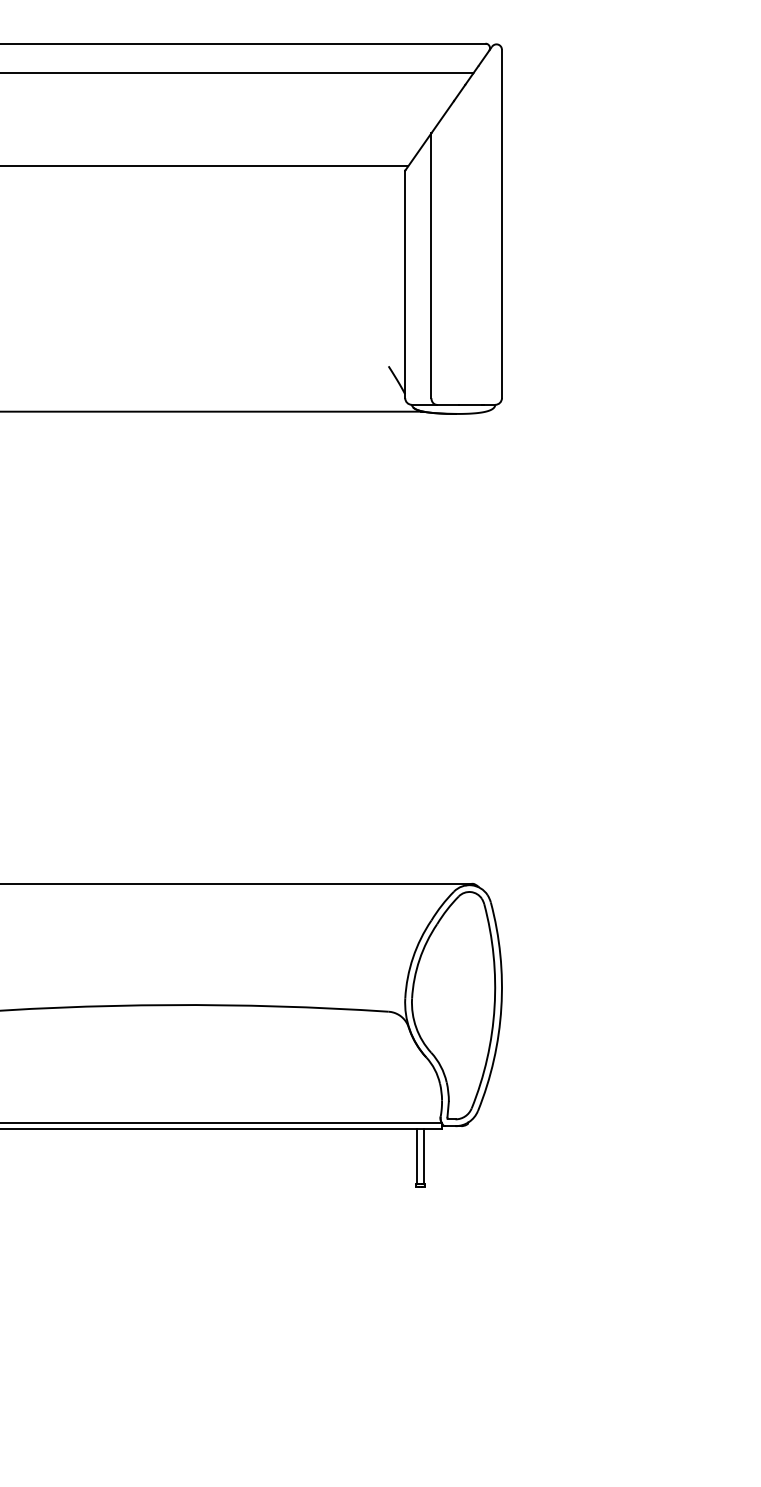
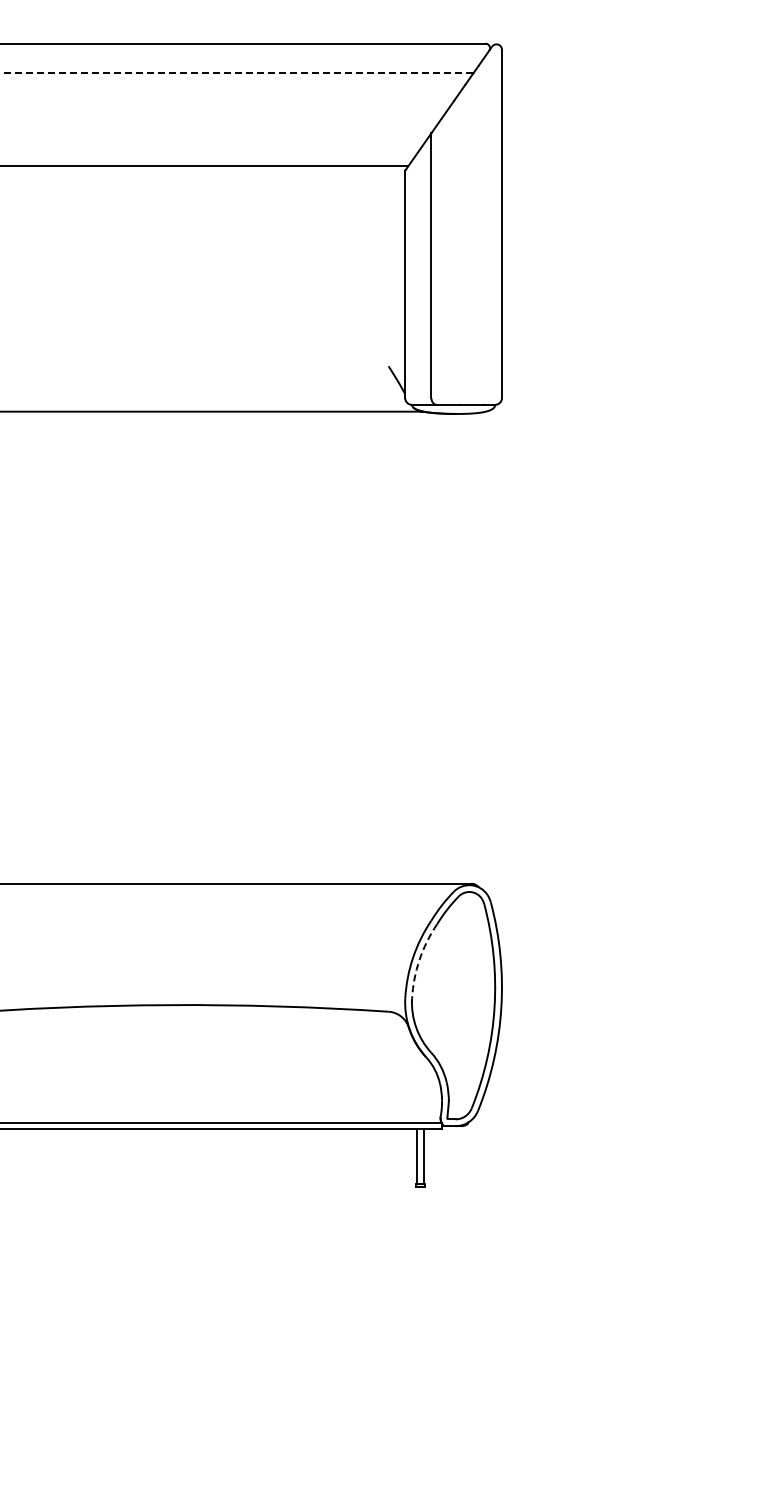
line: solid -> dashed (236, 73)
arc: solid -> dashed (419, 959)
